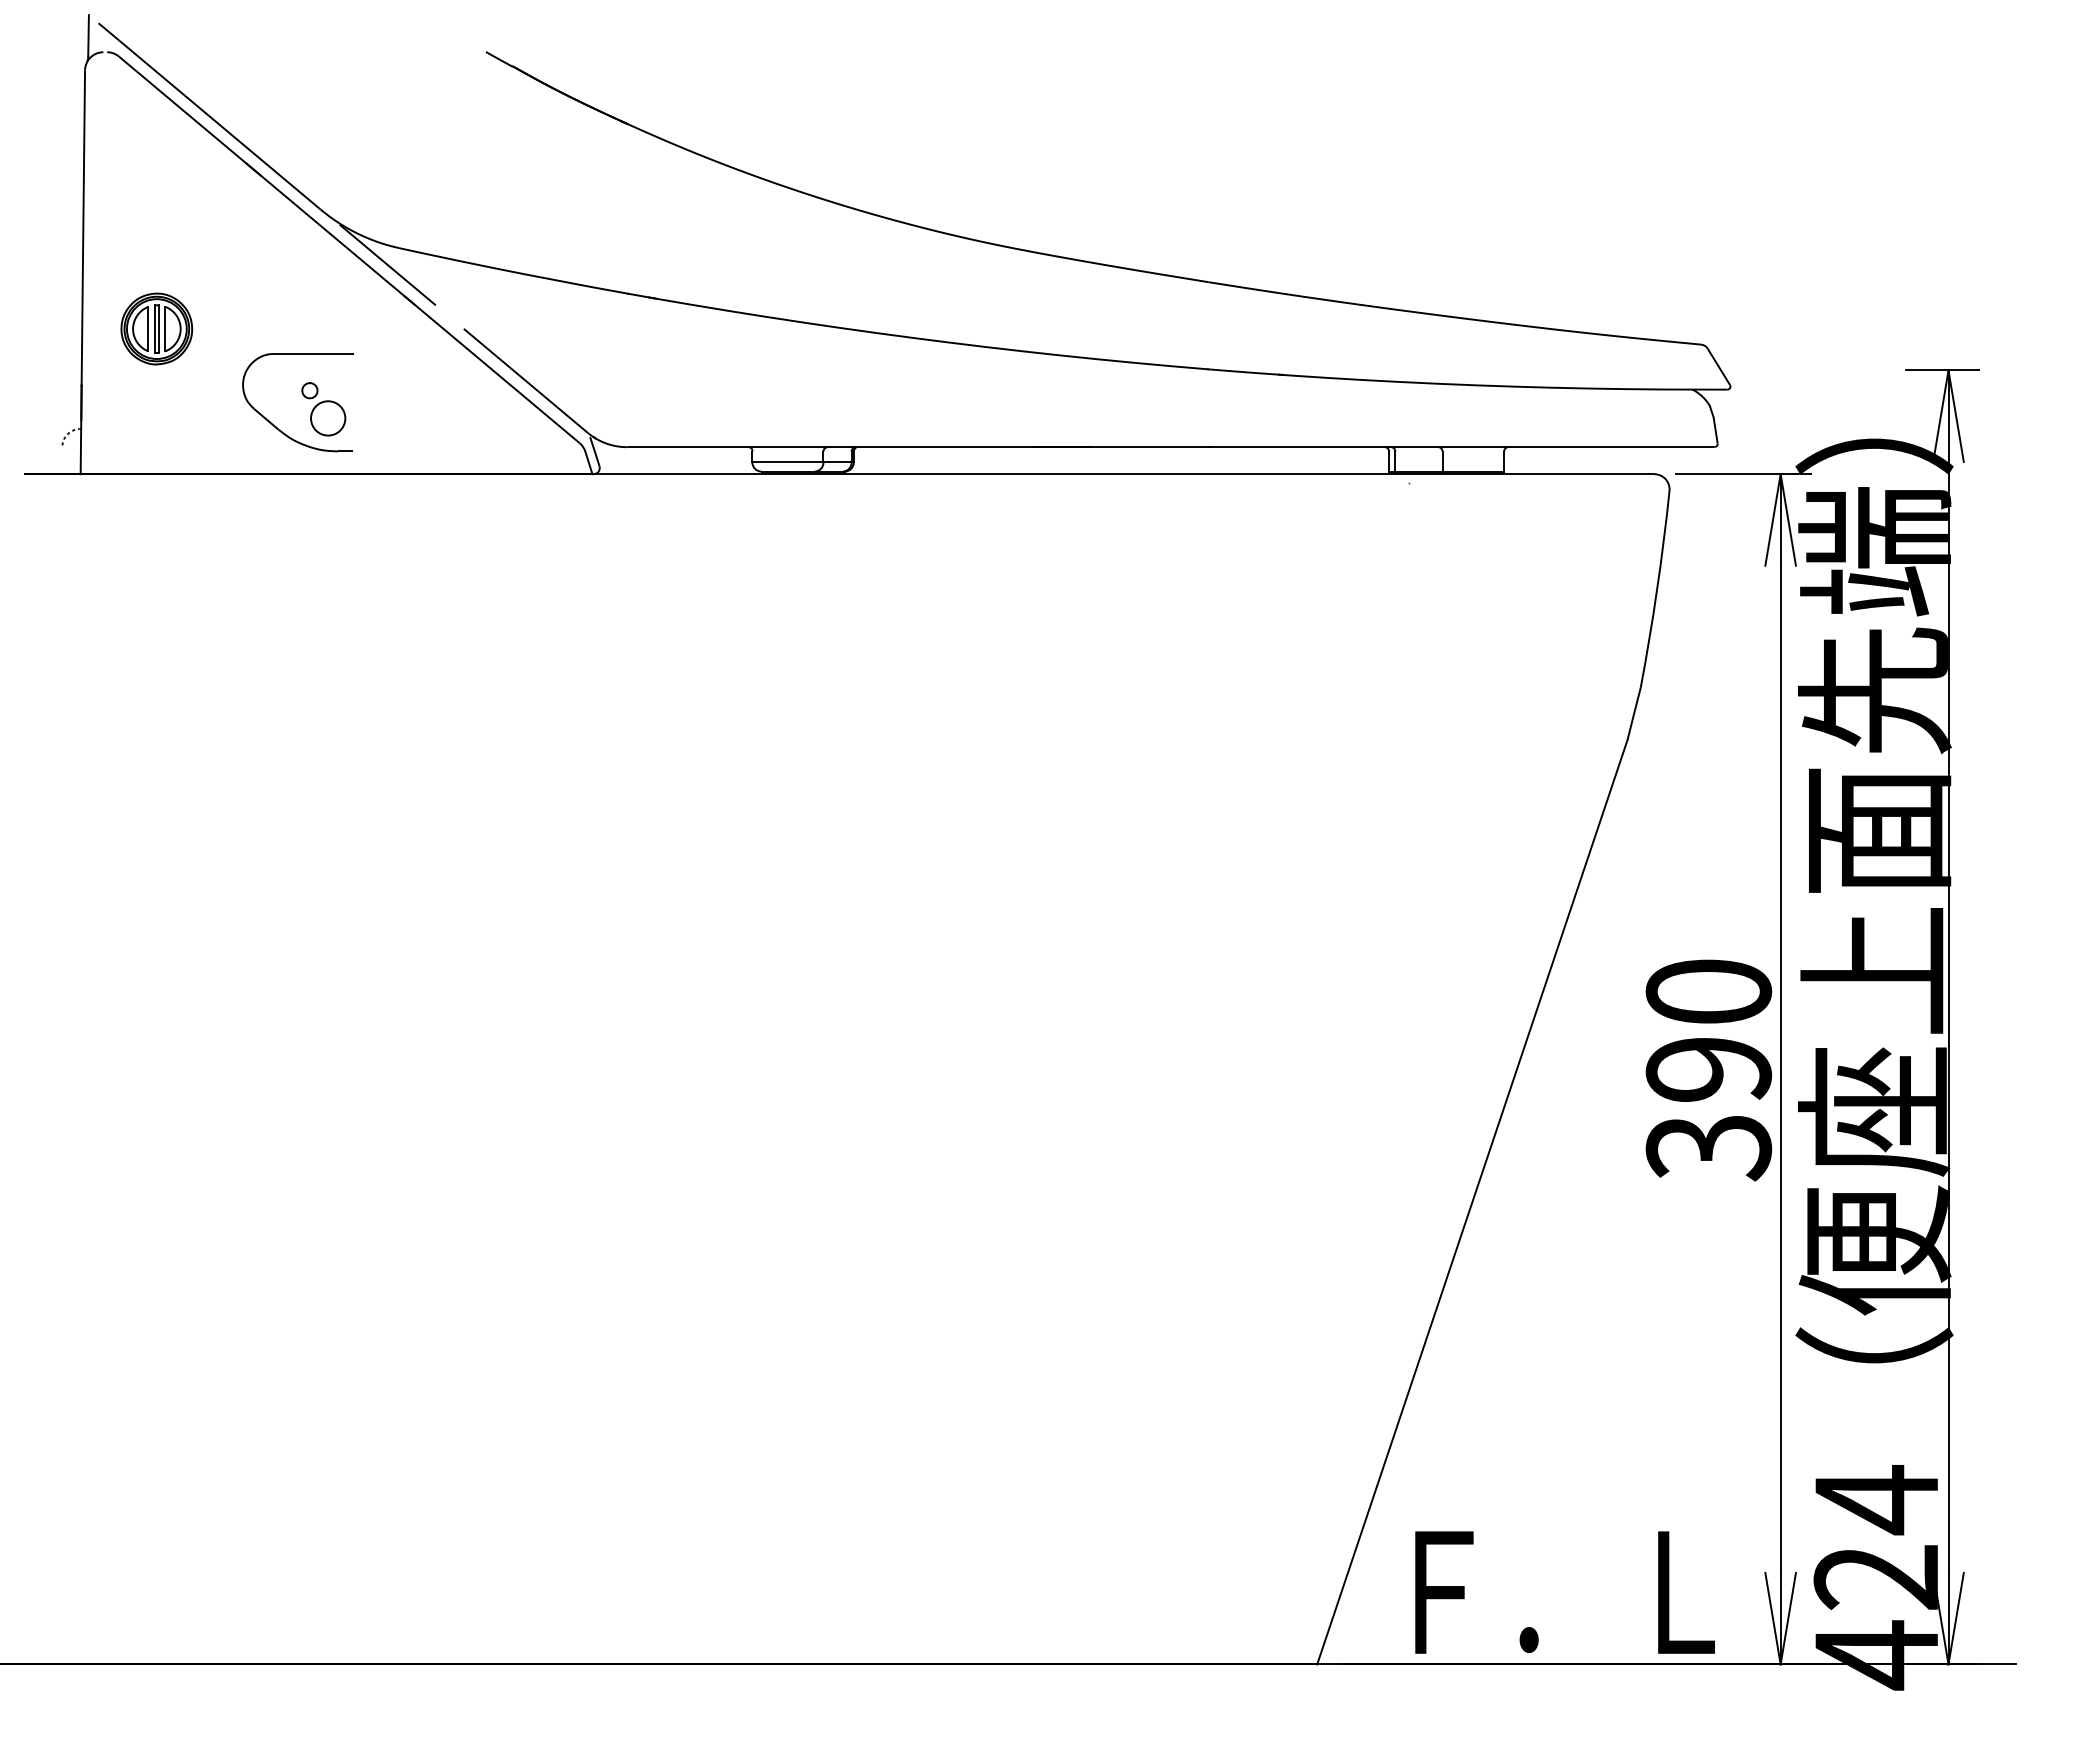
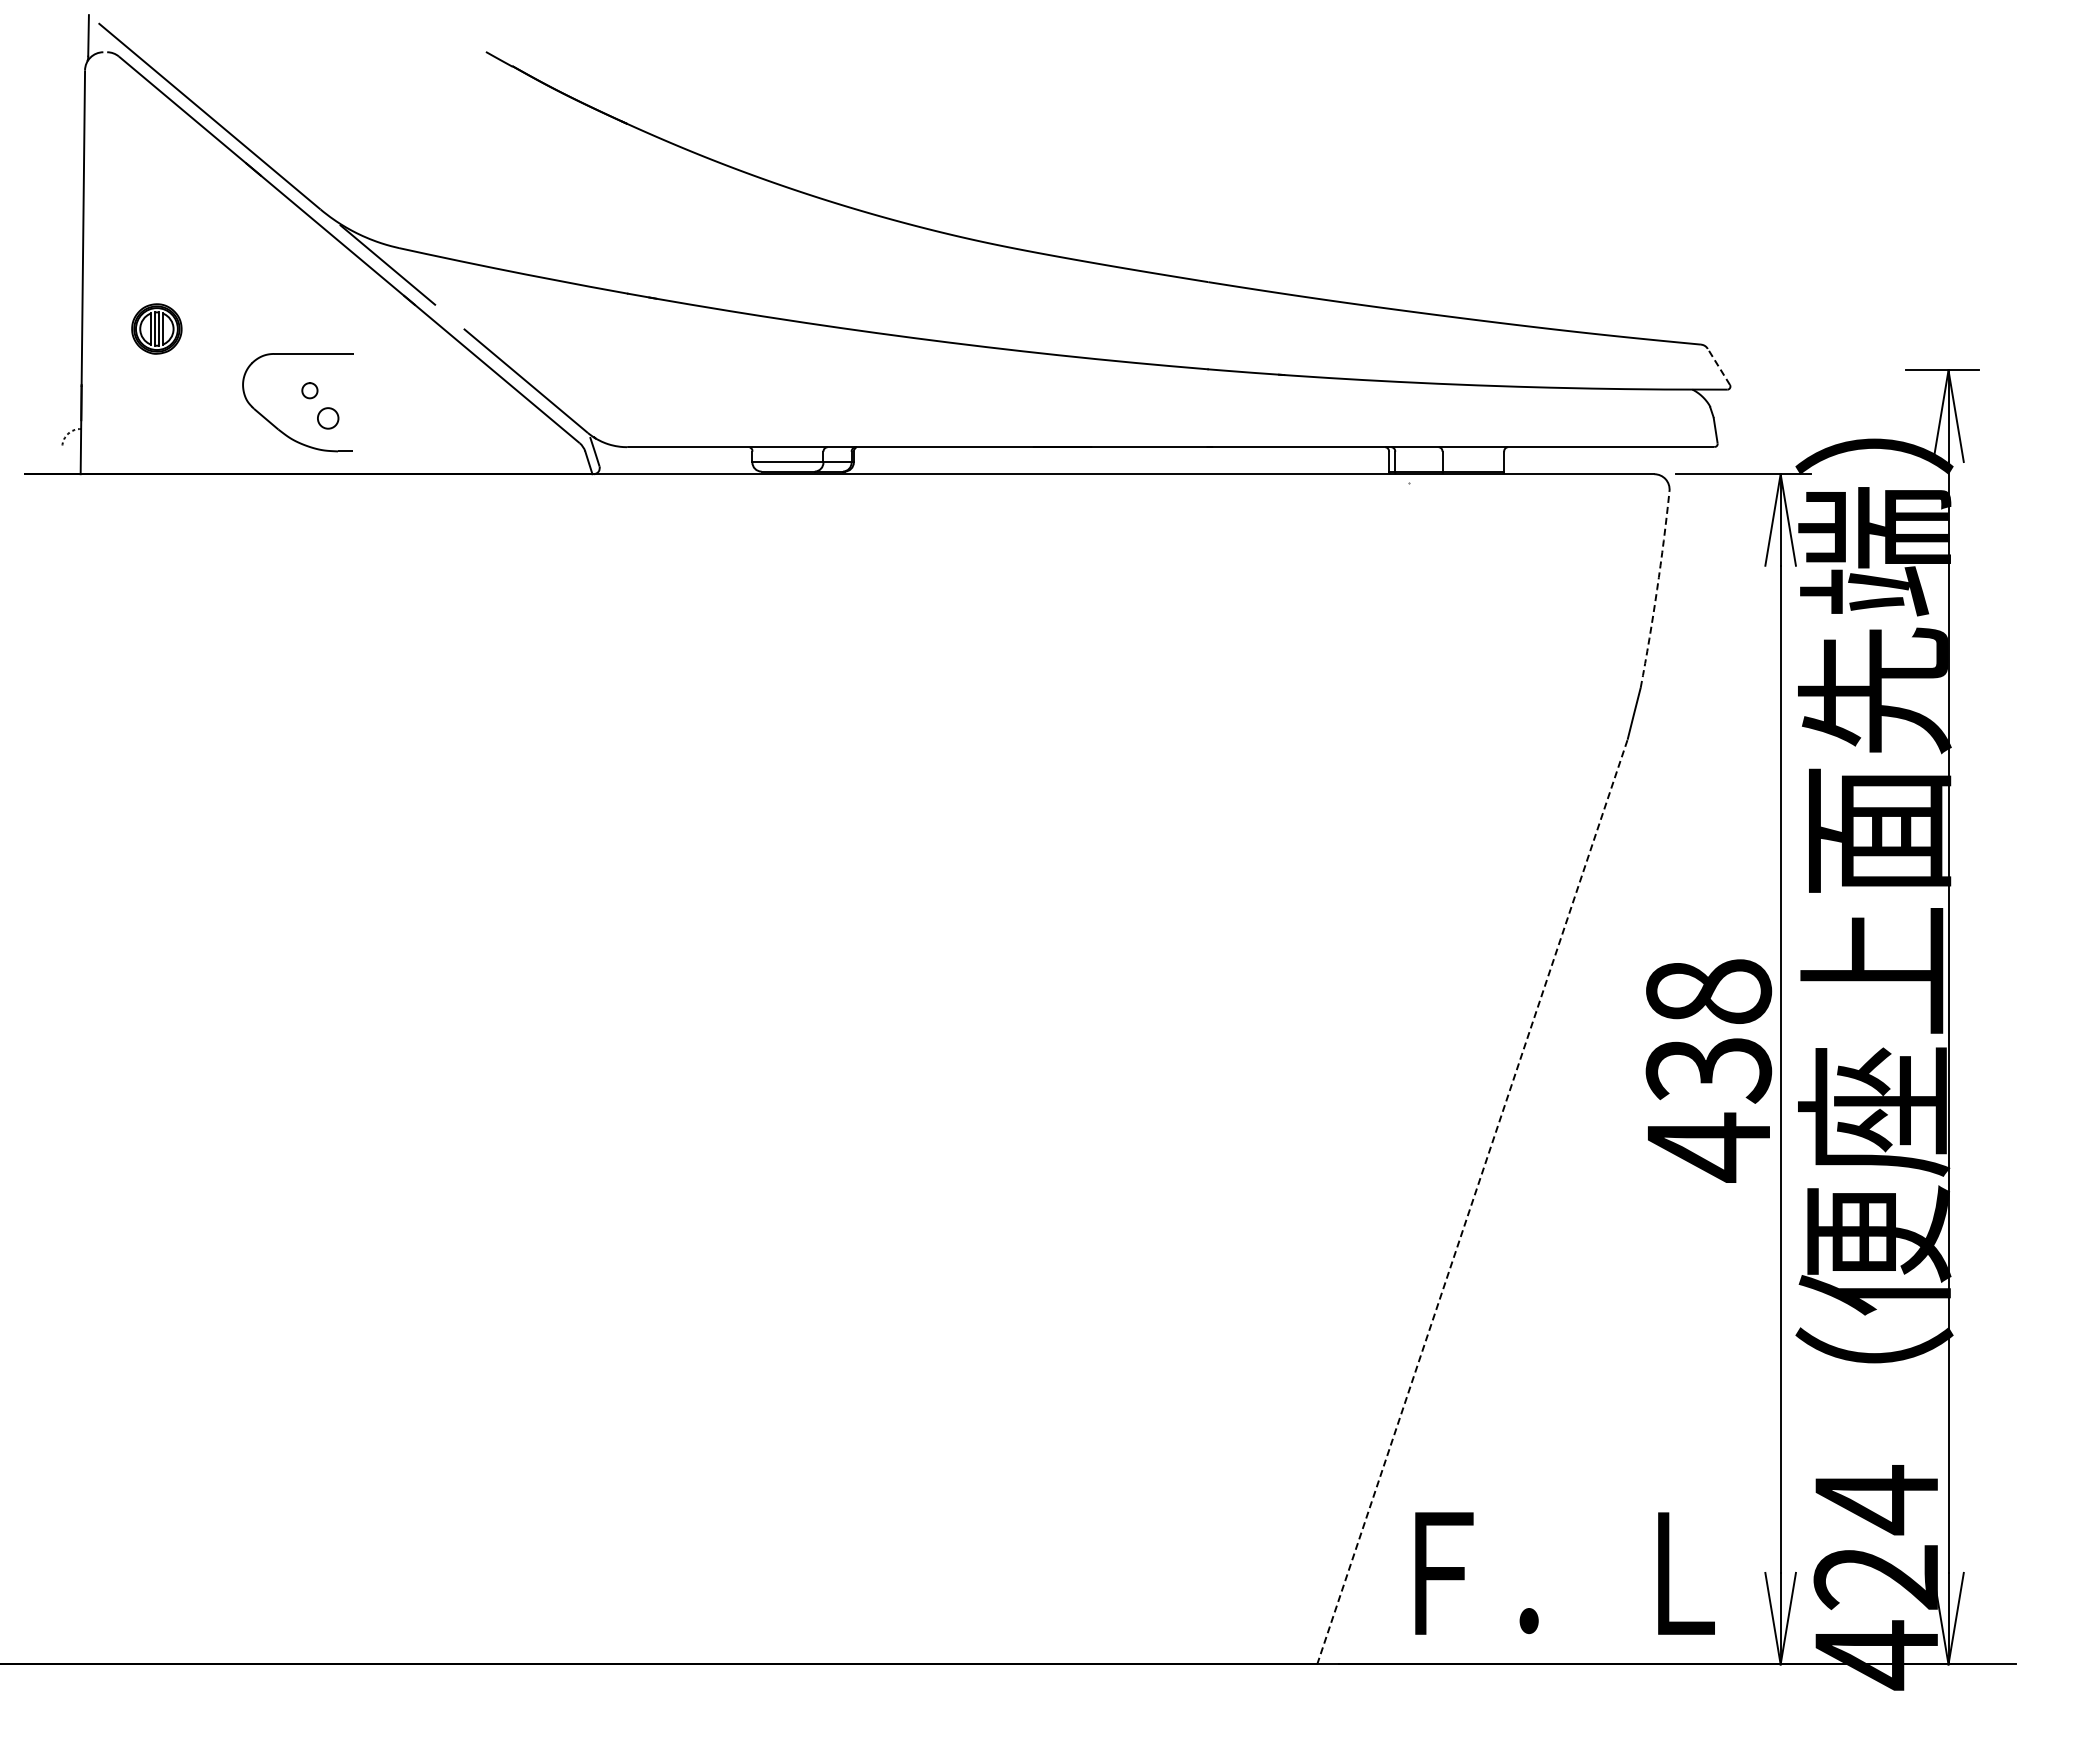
part size: 74x74 px -> 52x52 px (156, 328)
line: solid -> dashed (1718, 366)
circle diameter: 34 px -> 21 px (327, 418)
arc: solid -> dashed (1657, 589)
text: 390 -> 438 (1708, 1070)
line: solid -> dashed (1472, 1202)
text position: (1564, 1592) -> (1564, 1573) (1564, 1573)
